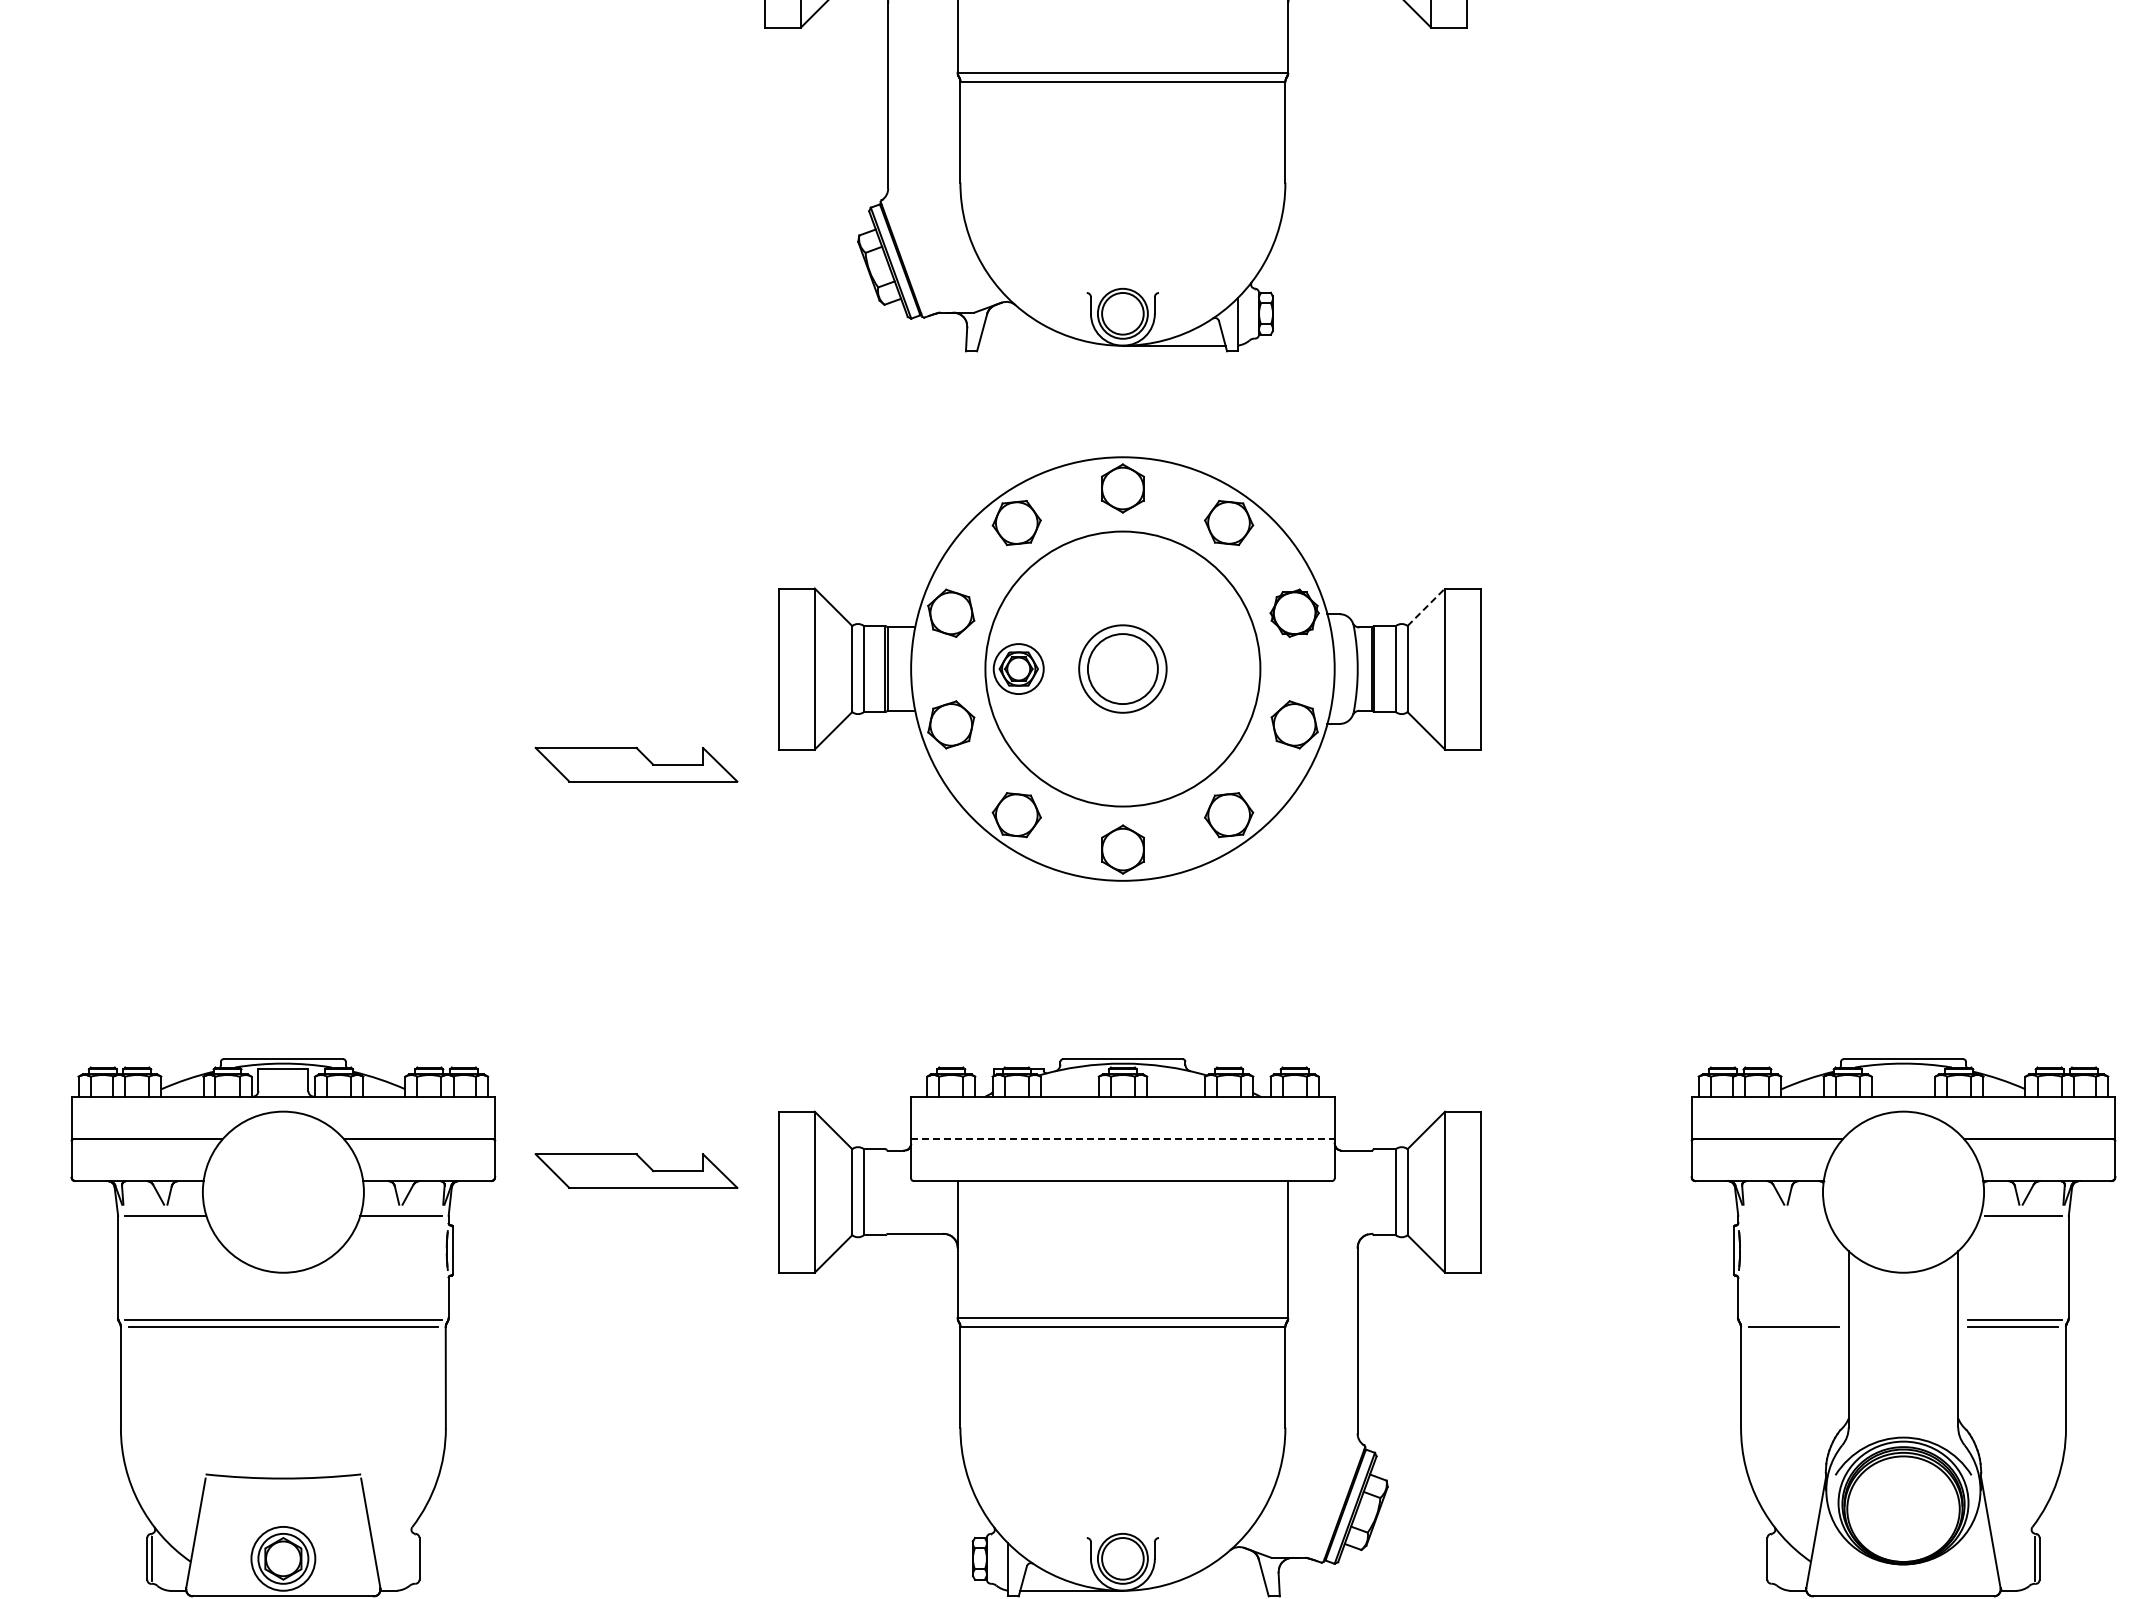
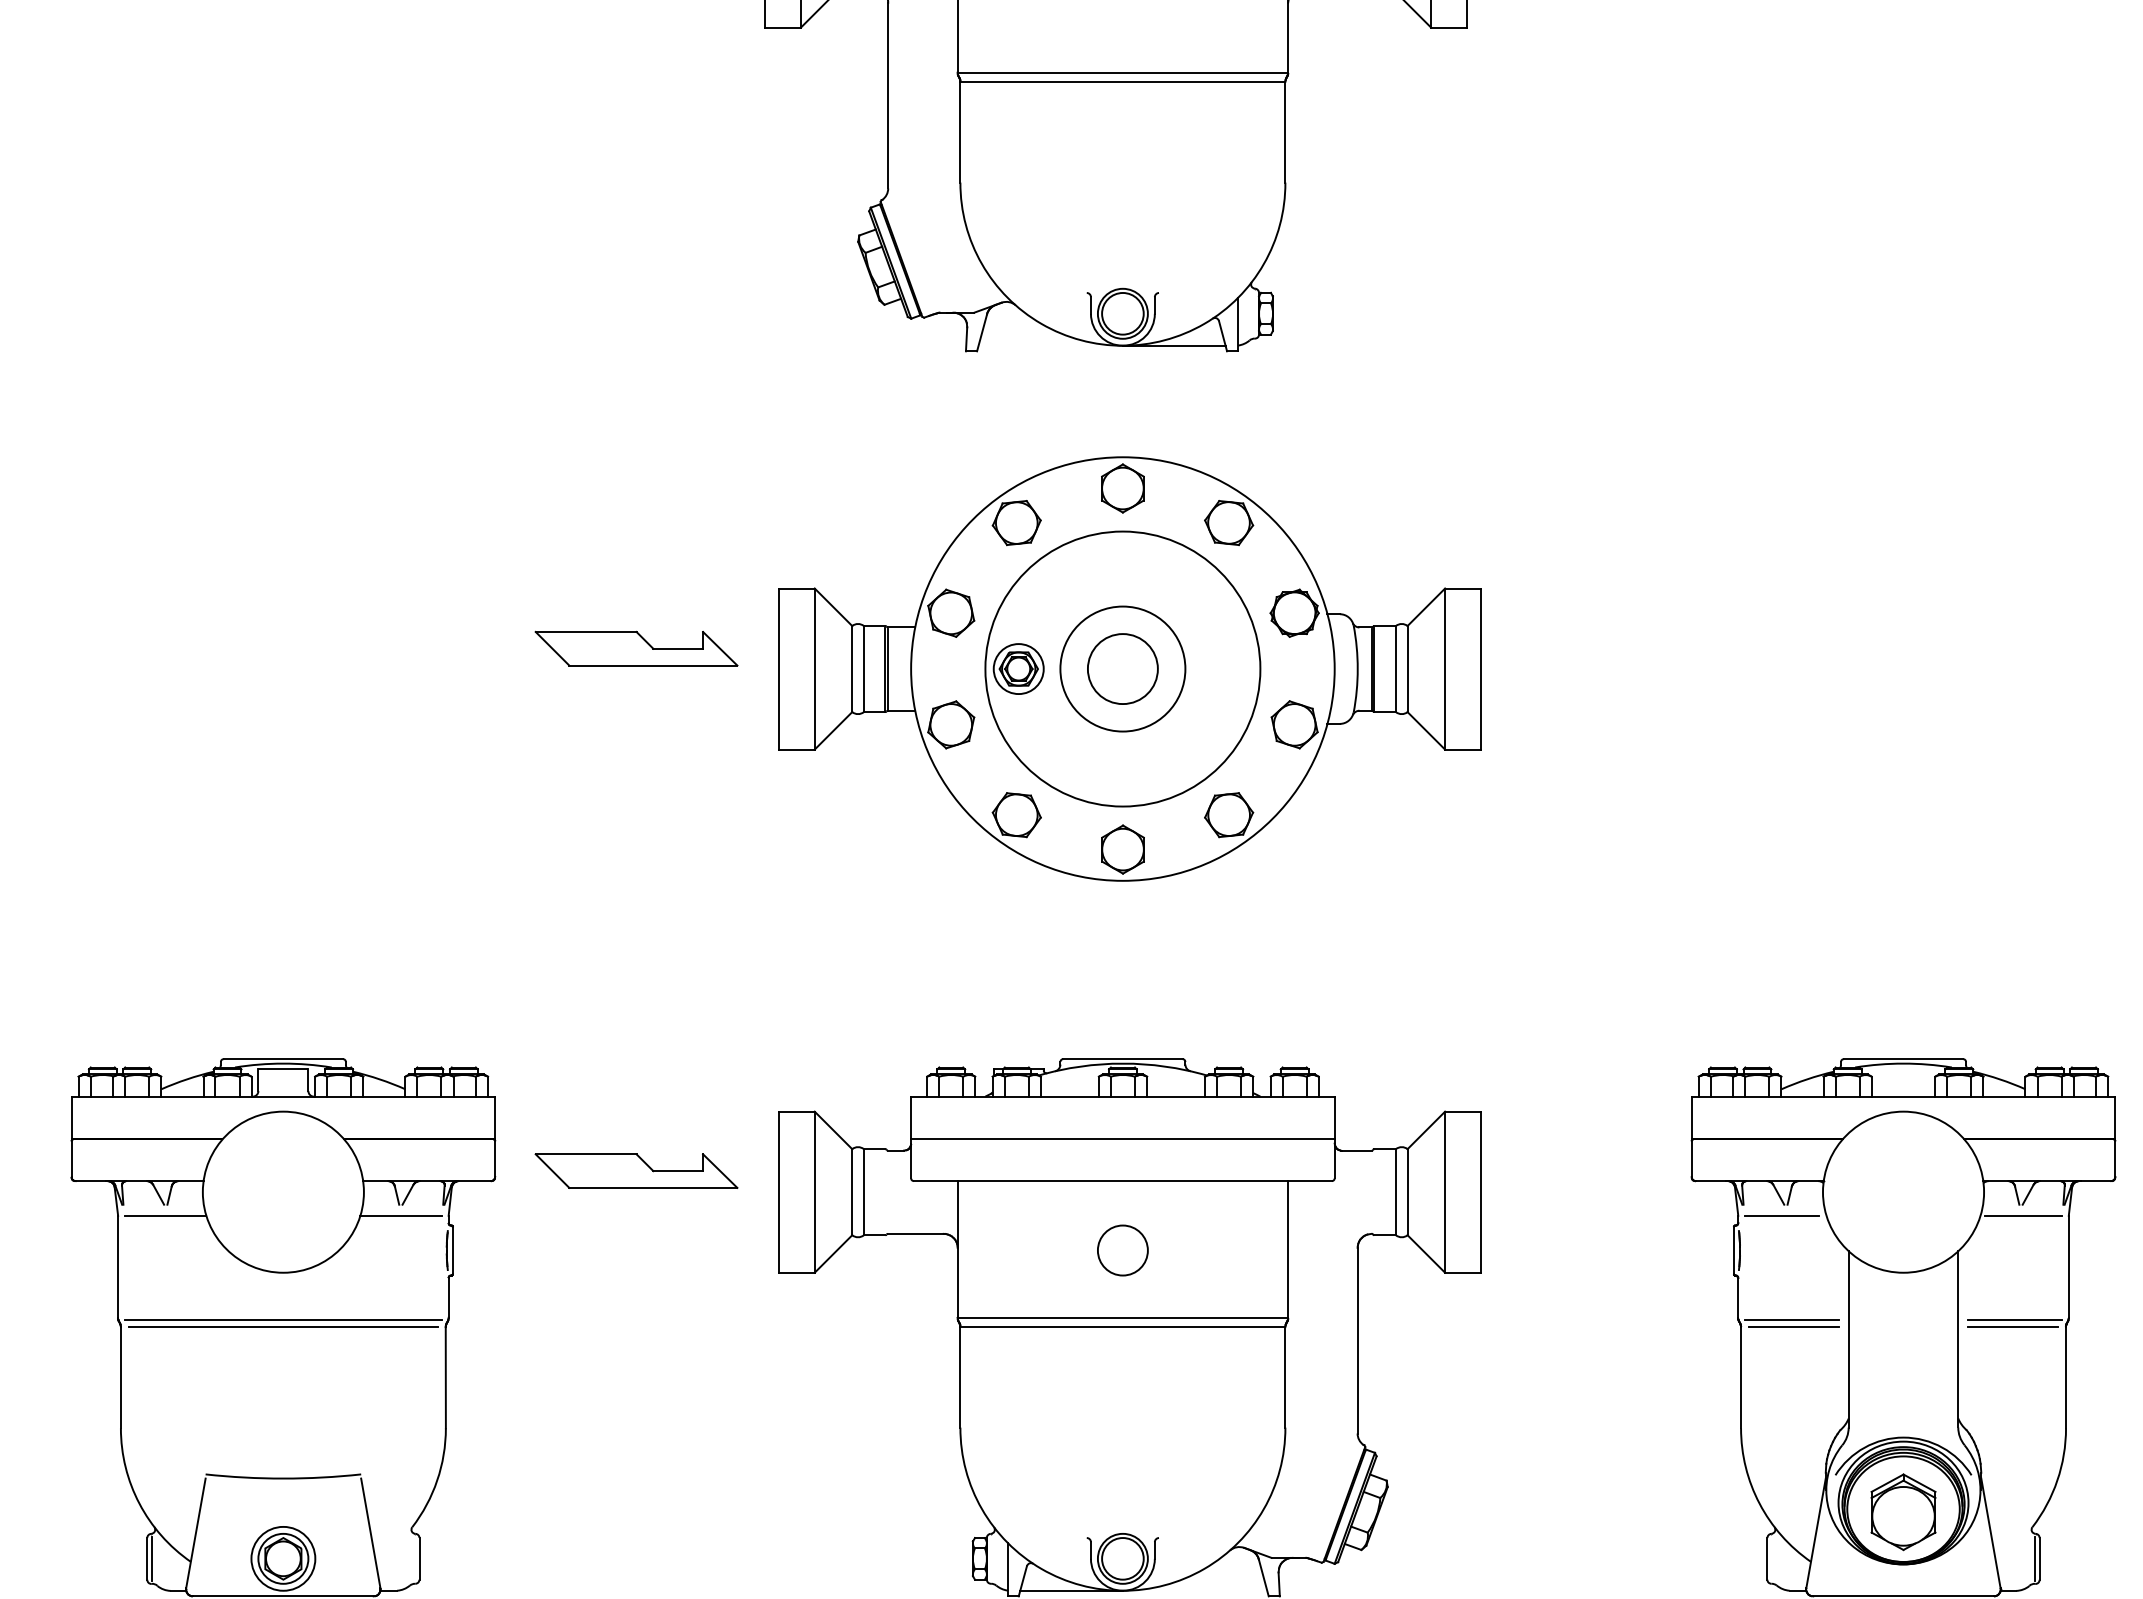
line: dashed -> solid (1426, 607)
circle diameter: 87 px -> 125 px (1122, 668)
part position: (636, 764) -> (636, 648) (636, 648)
line: dashed -> solid (1122, 1139)
line: none -> present (1781, 1215)
circle: none -> present (1122, 1250)
line: none -> present (1791, 1319)
part: none -> present (1903, 1512)
